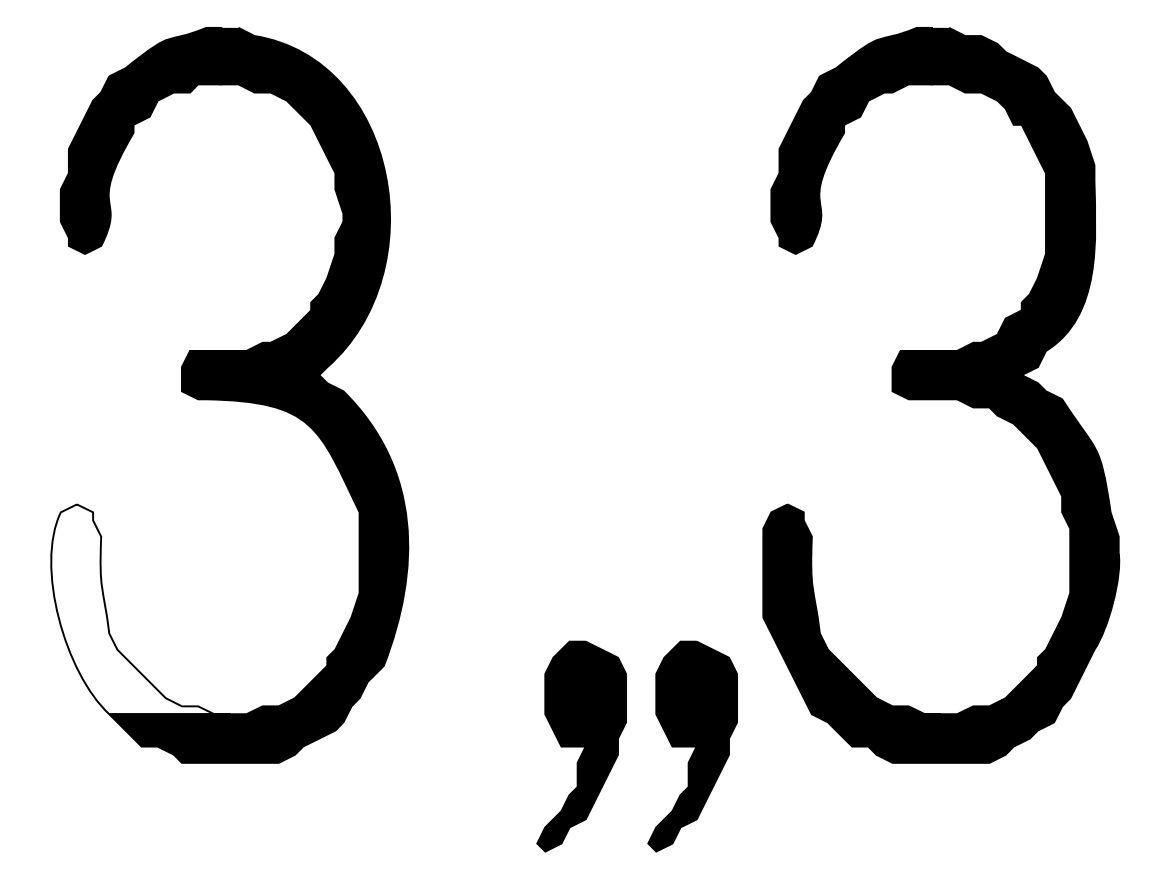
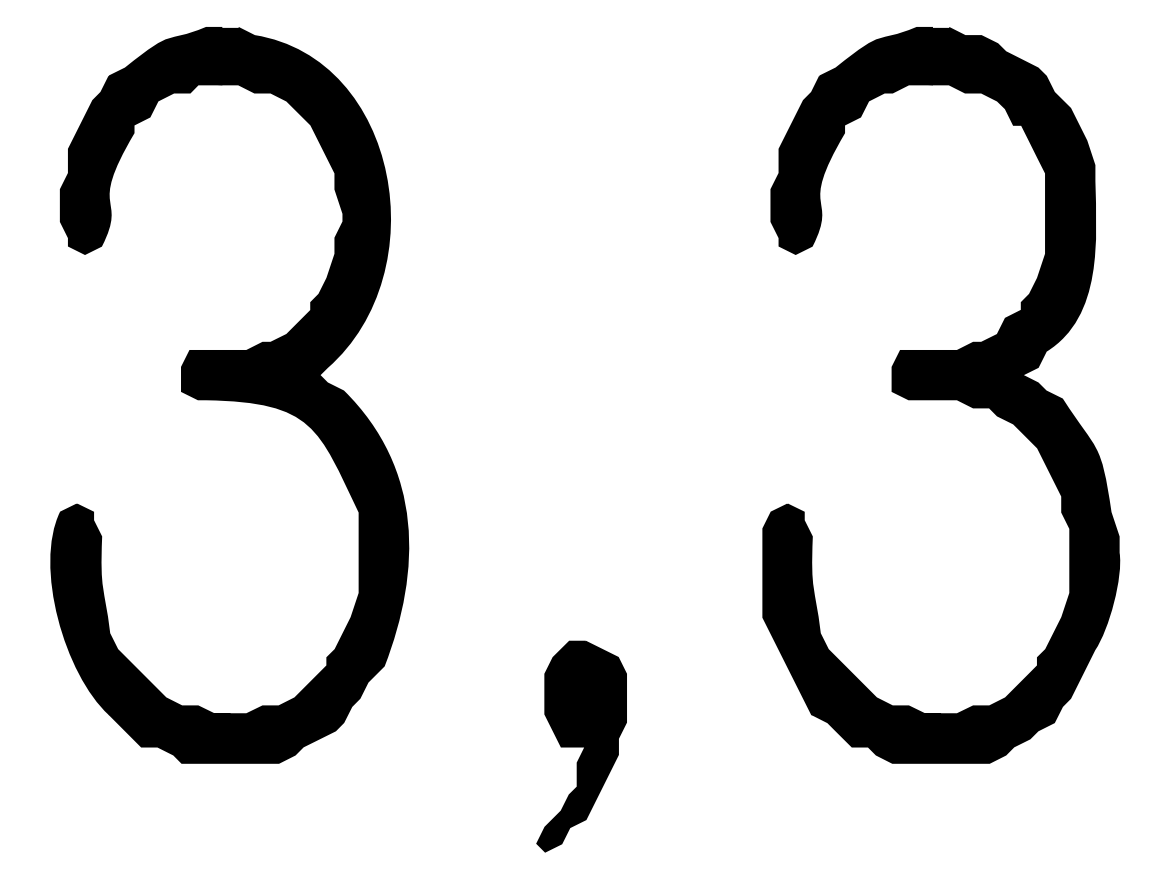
fill: none -> present (140, 609)
part: present -> none (692, 746)
